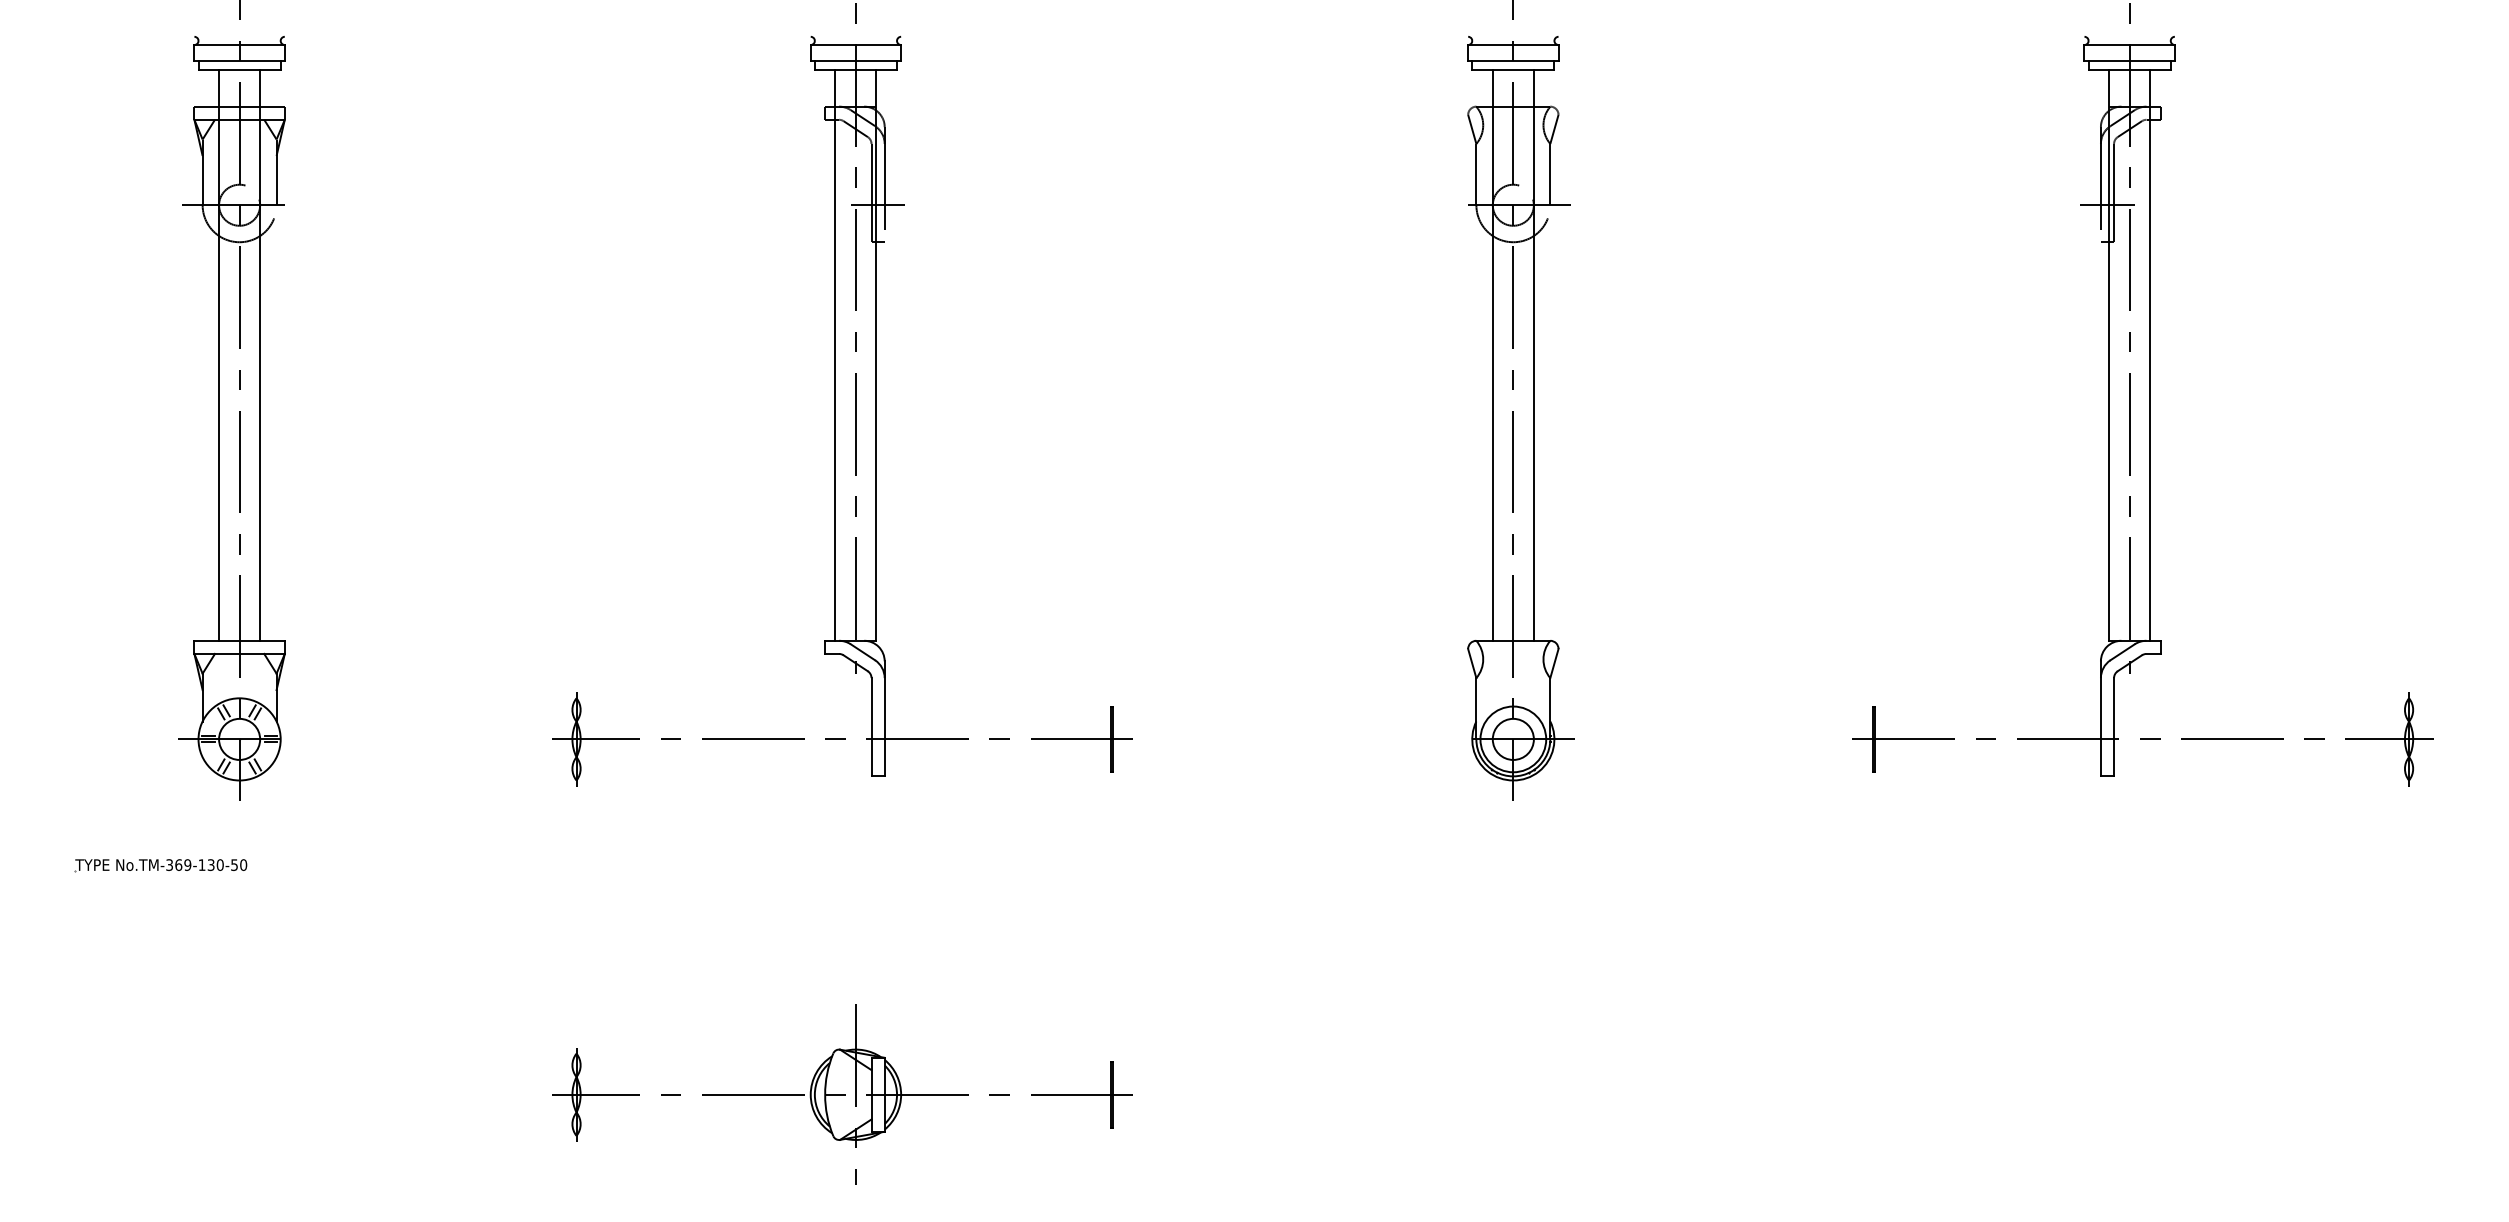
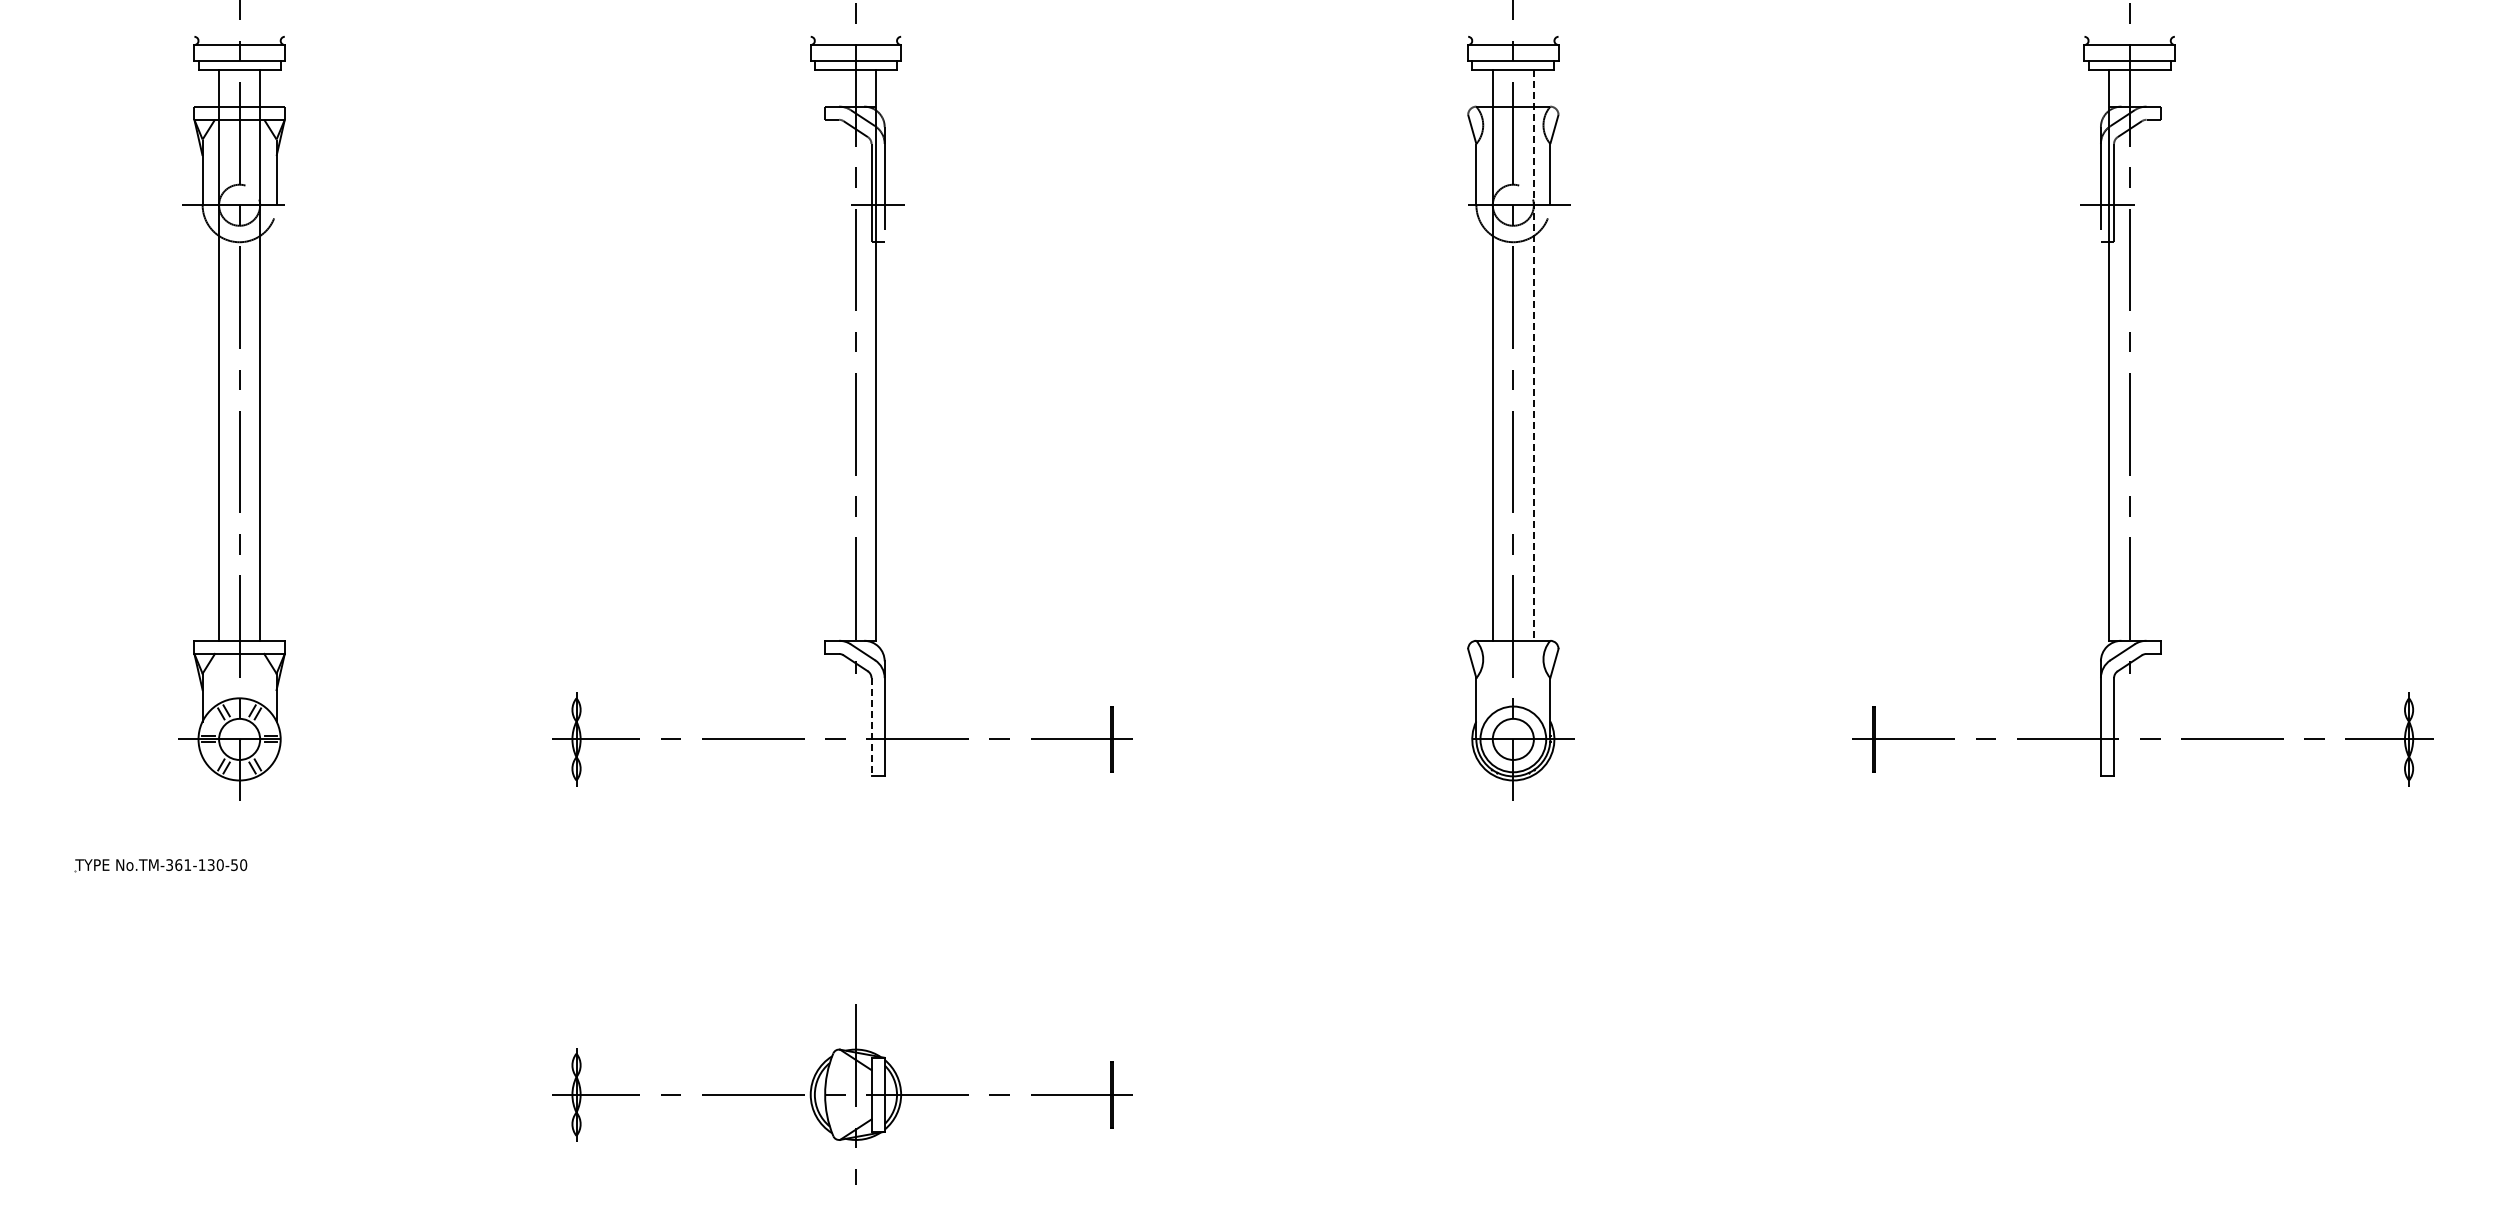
line: present -> none (835, 354)
line: present -> none (2150, 354)
line: solid -> dashed (1533, 355)
line: solid -> dashed (871, 727)
text: No.TM-369-130-50 -> No.TM-361-130-50 (187, 864)
